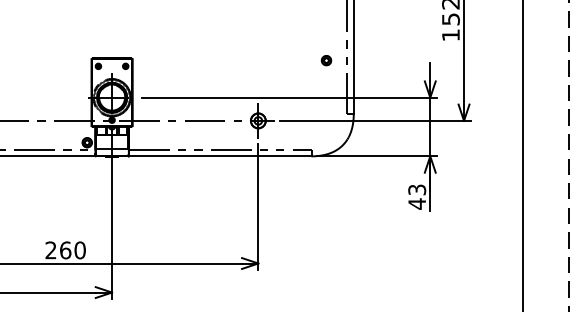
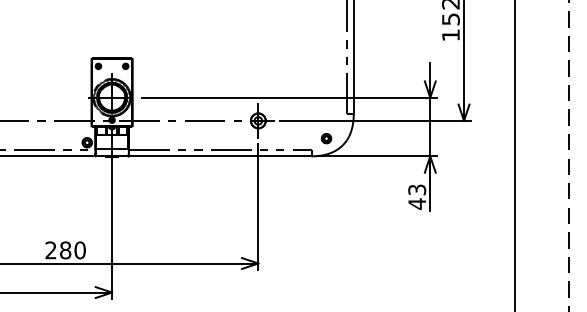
part position: (326, 60) -> (326, 138) (326, 138)
line position: (522, 155) -> (514, 155) (514, 155)
text: 260 -> 280 (65, 250)
